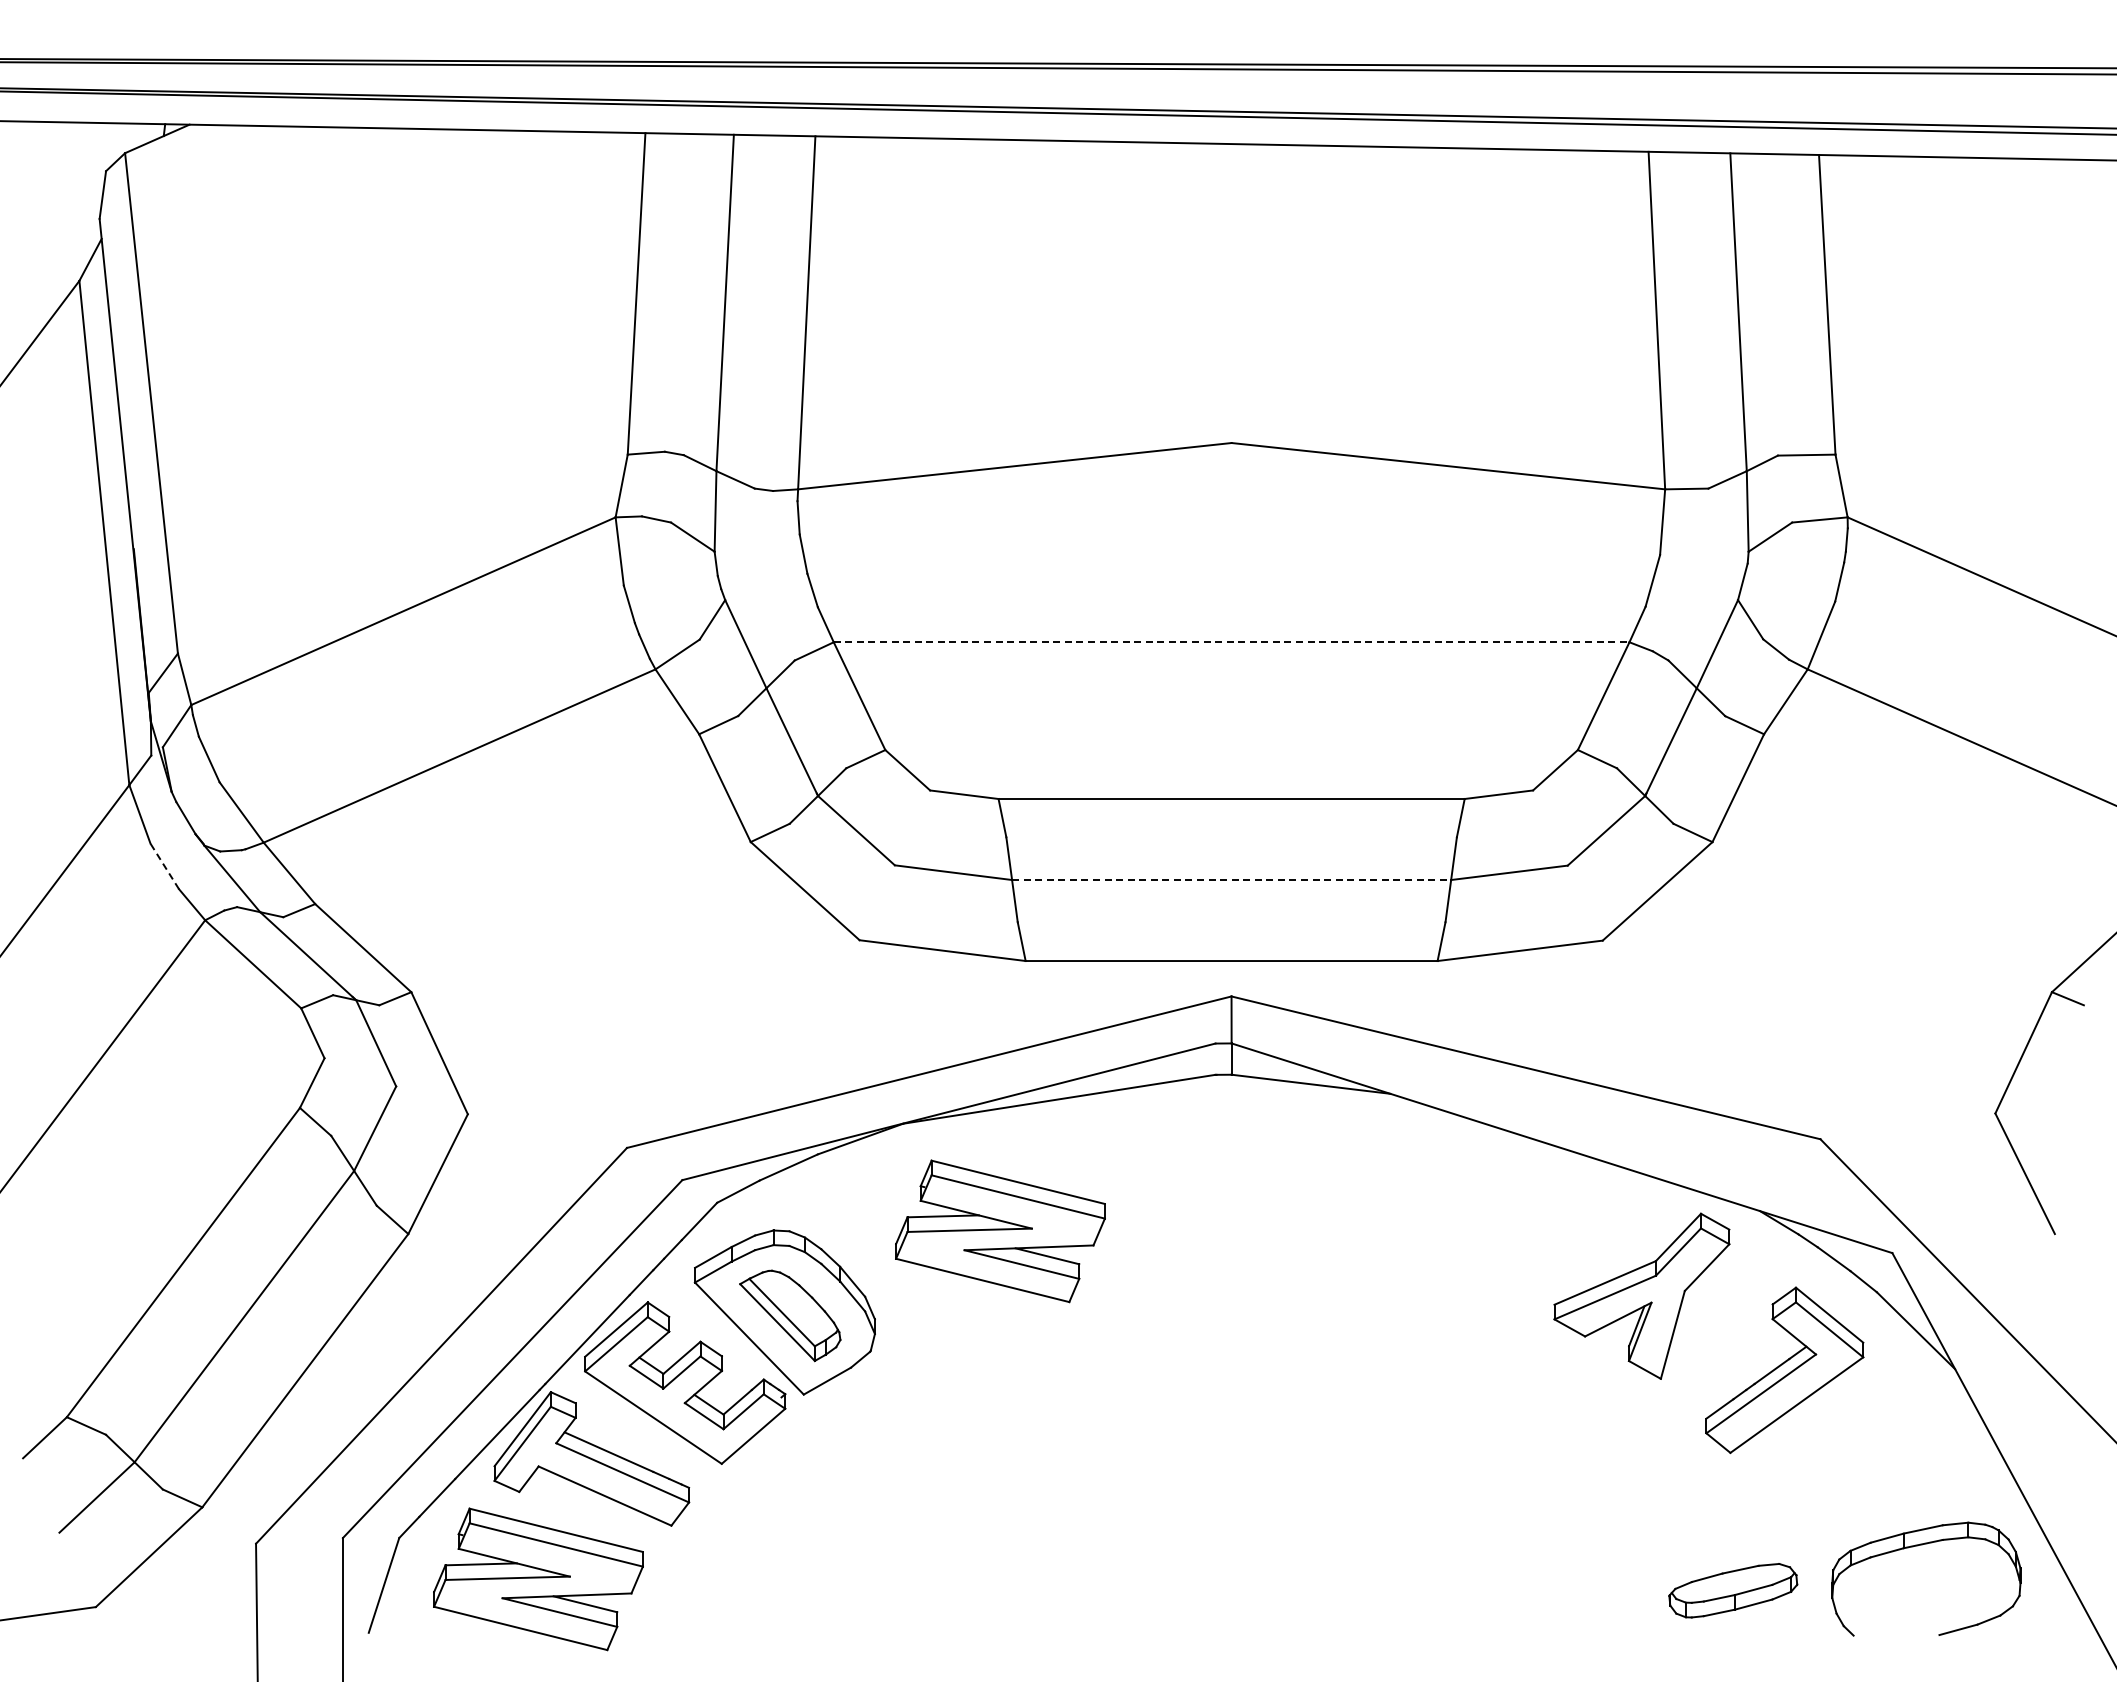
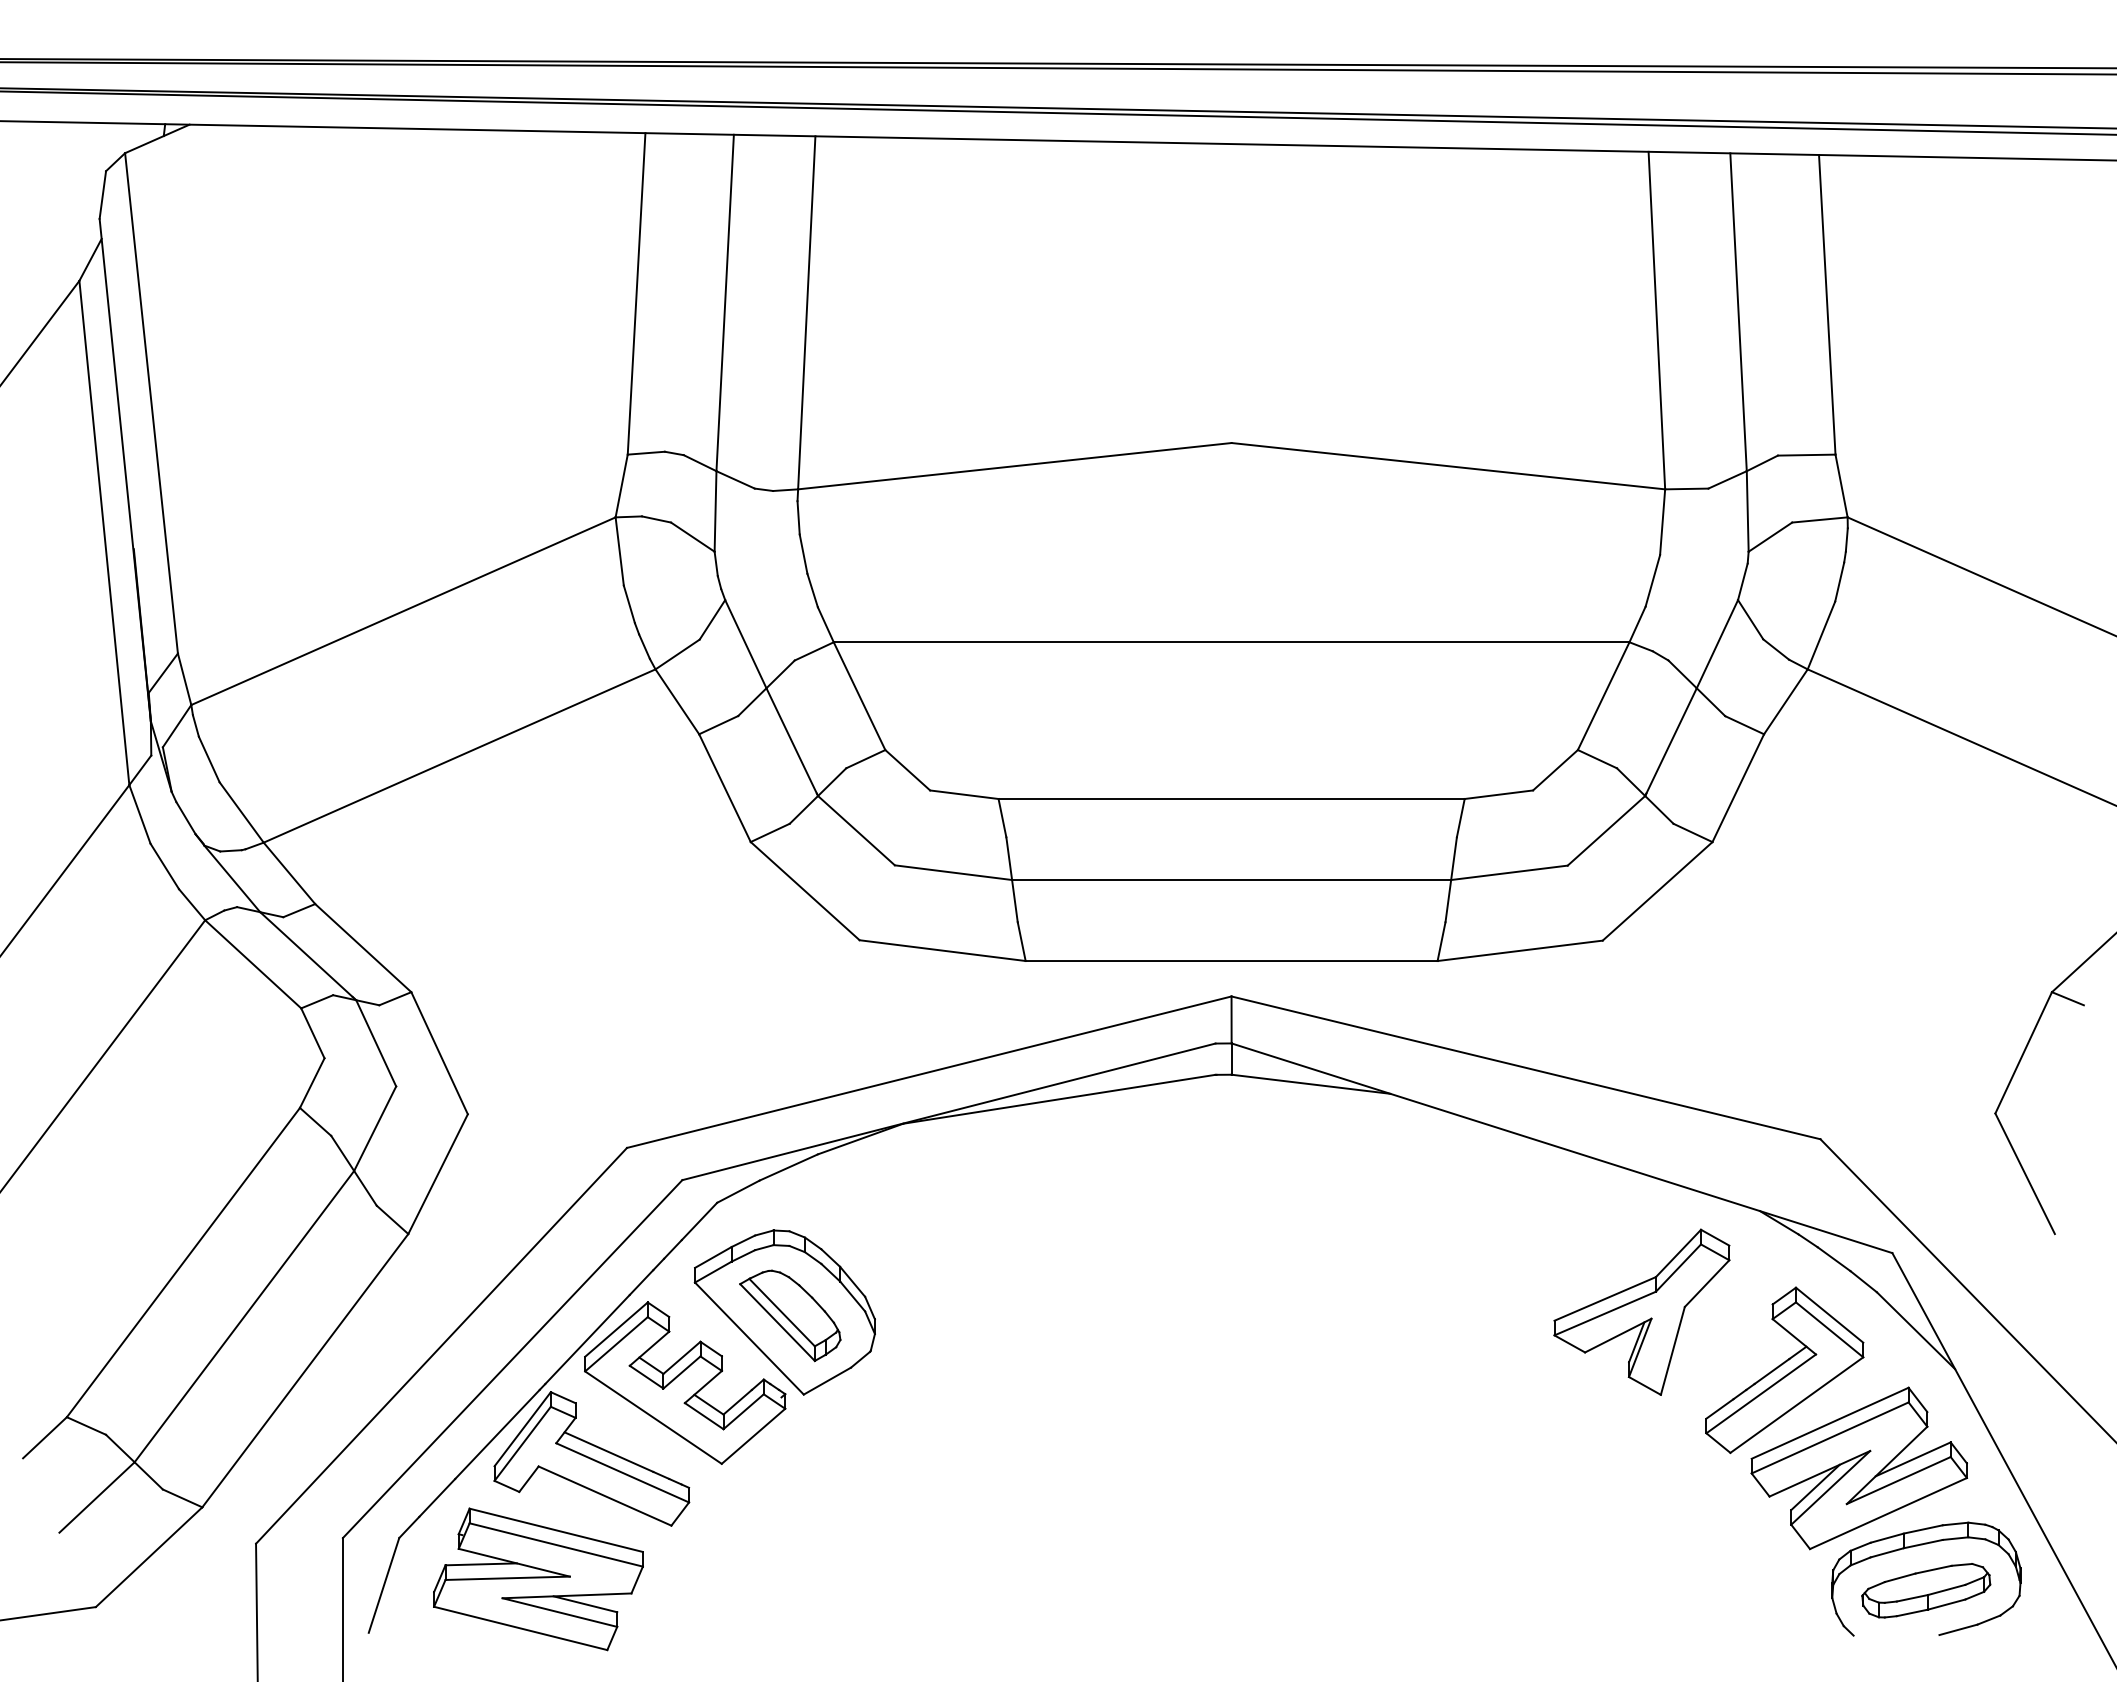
line: dashed -> solid (1231, 642)
line: dashed -> solid (164, 866)
line: dashed -> solid (1231, 880)
part: present -> none (1000, 1231)
part position: (1641, 1295) -> (1641, 1311) (1641, 1311)
part: none -> present (1859, 1468)
part position: (1733, 1590) -> (1926, 1590) (1926, 1590)
